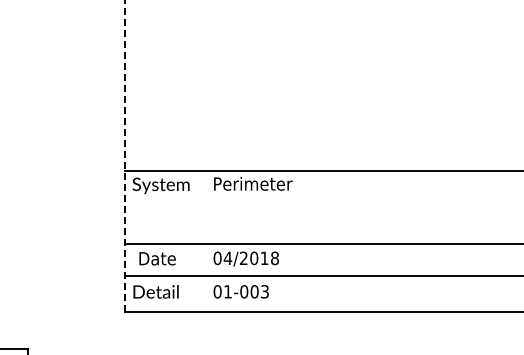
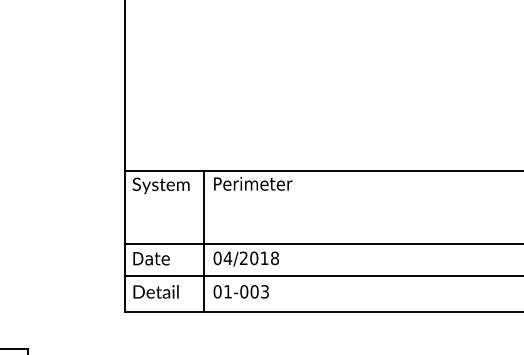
line: dashed -> solid (124, 155)
line: none -> present (204, 240)
text position: (157, 258) -> (151, 258) (151, 258)
